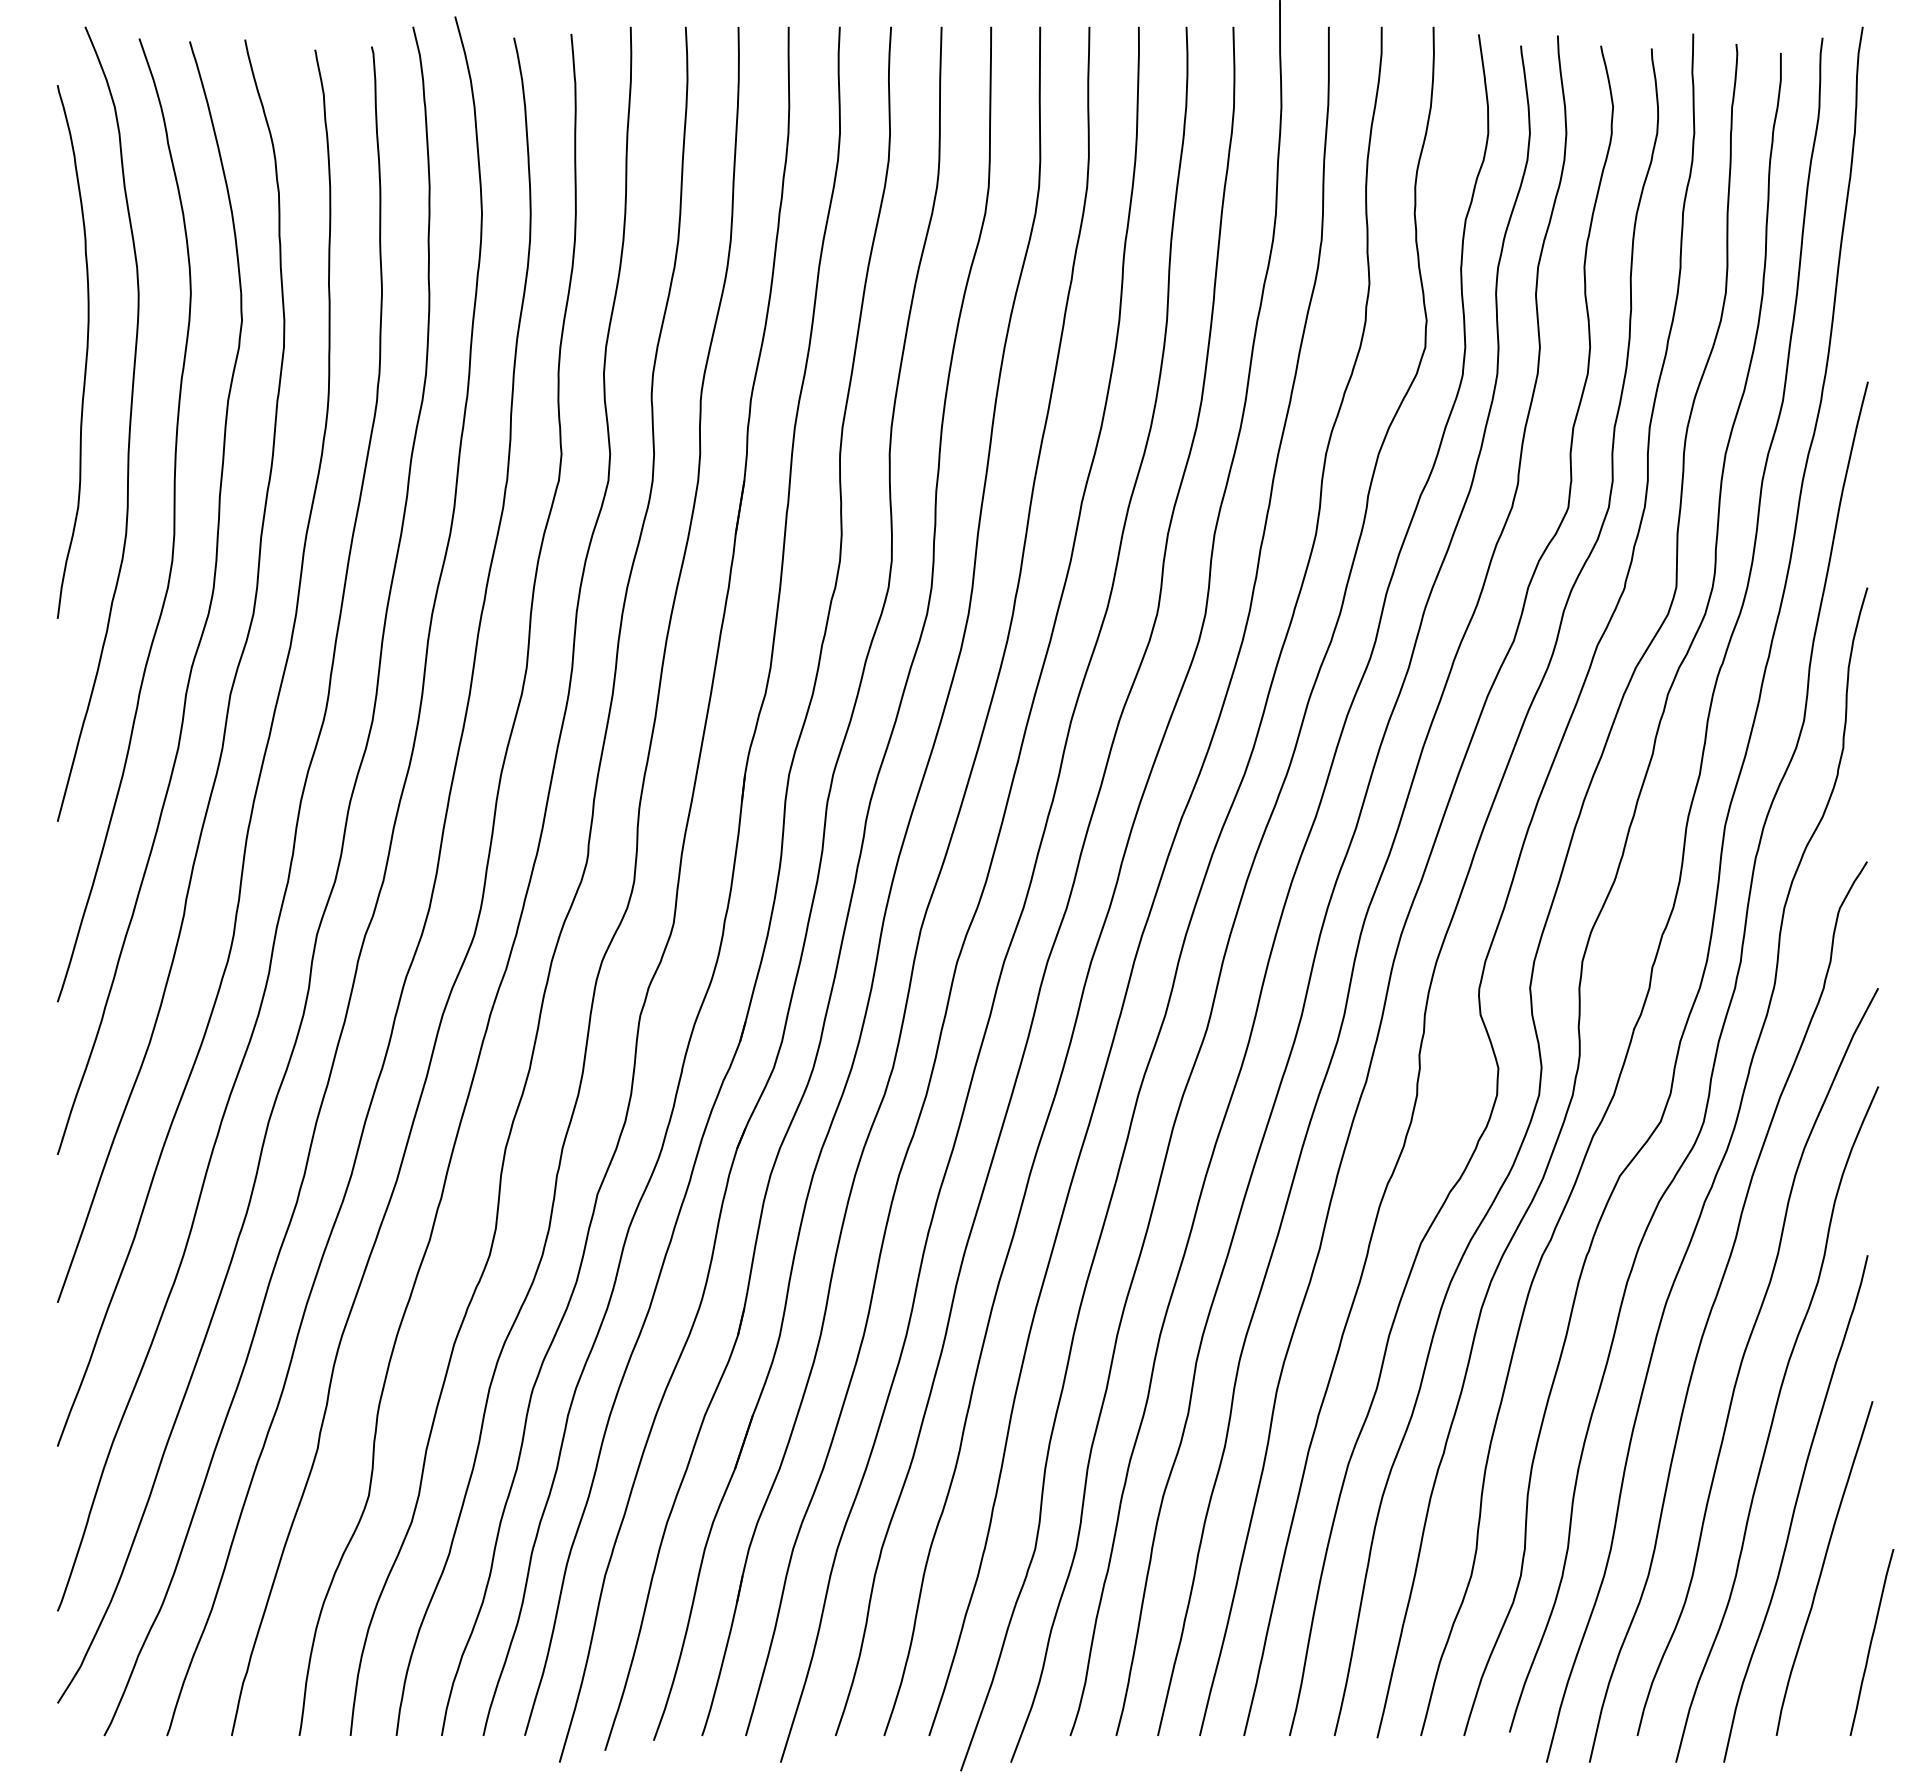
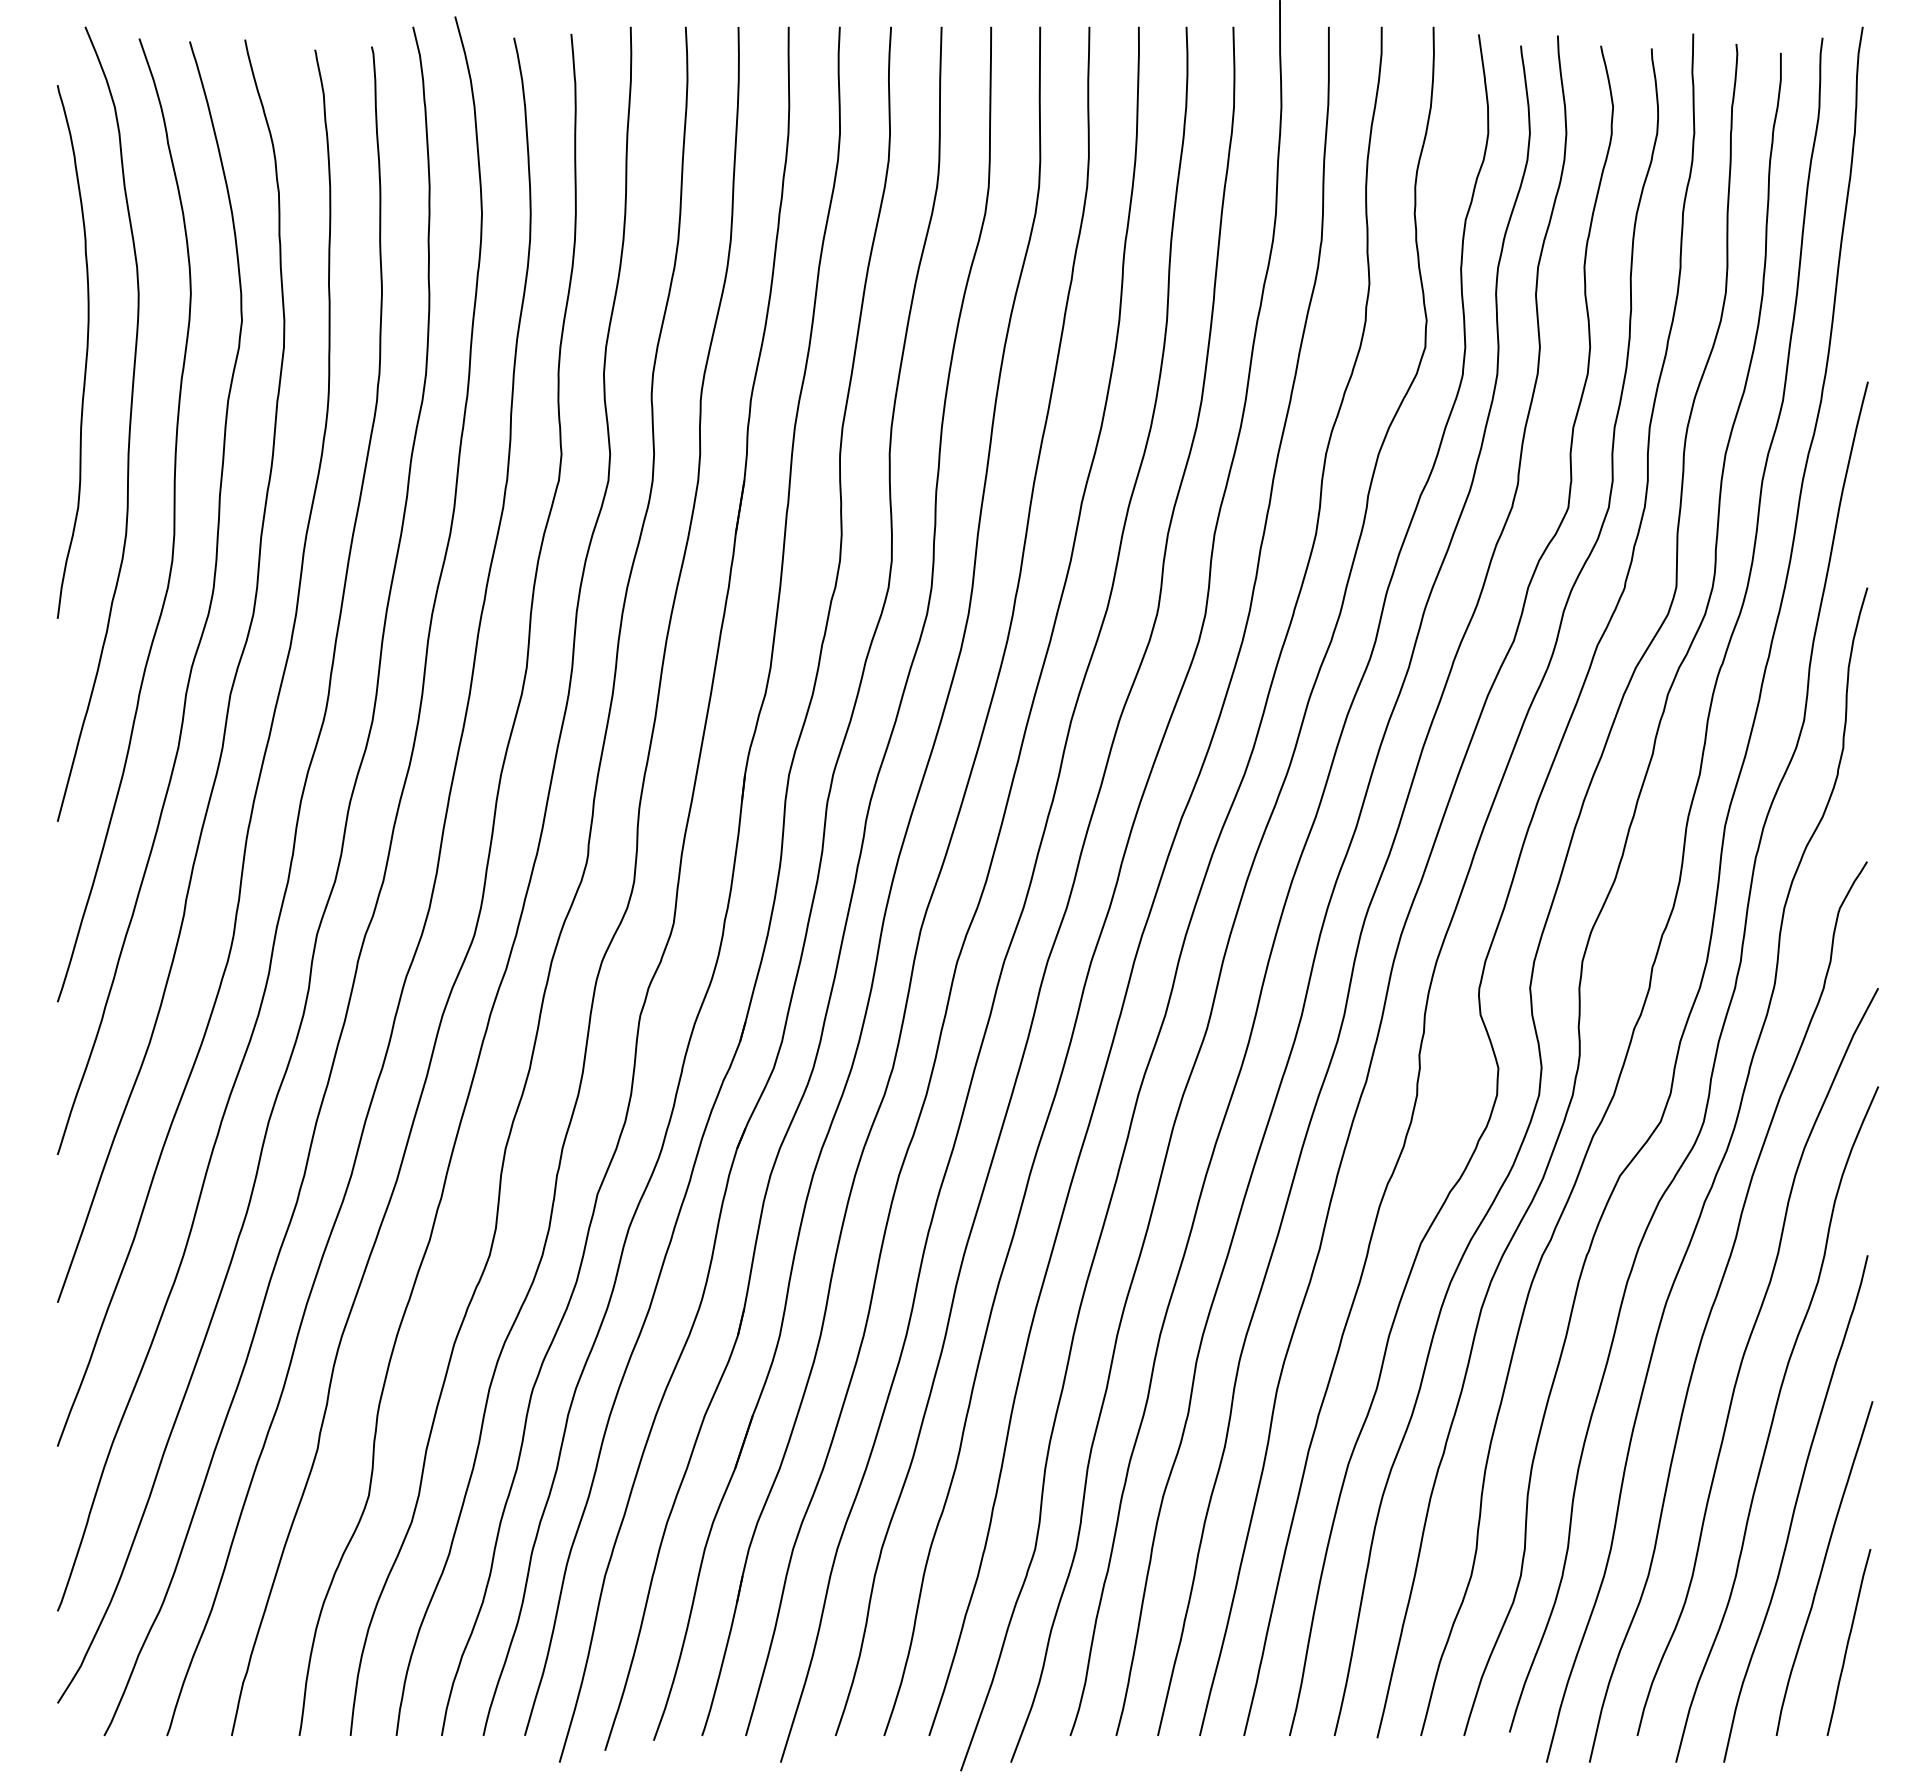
curve position: (1871, 1642) -> (1848, 1642) (1848, 1642)
